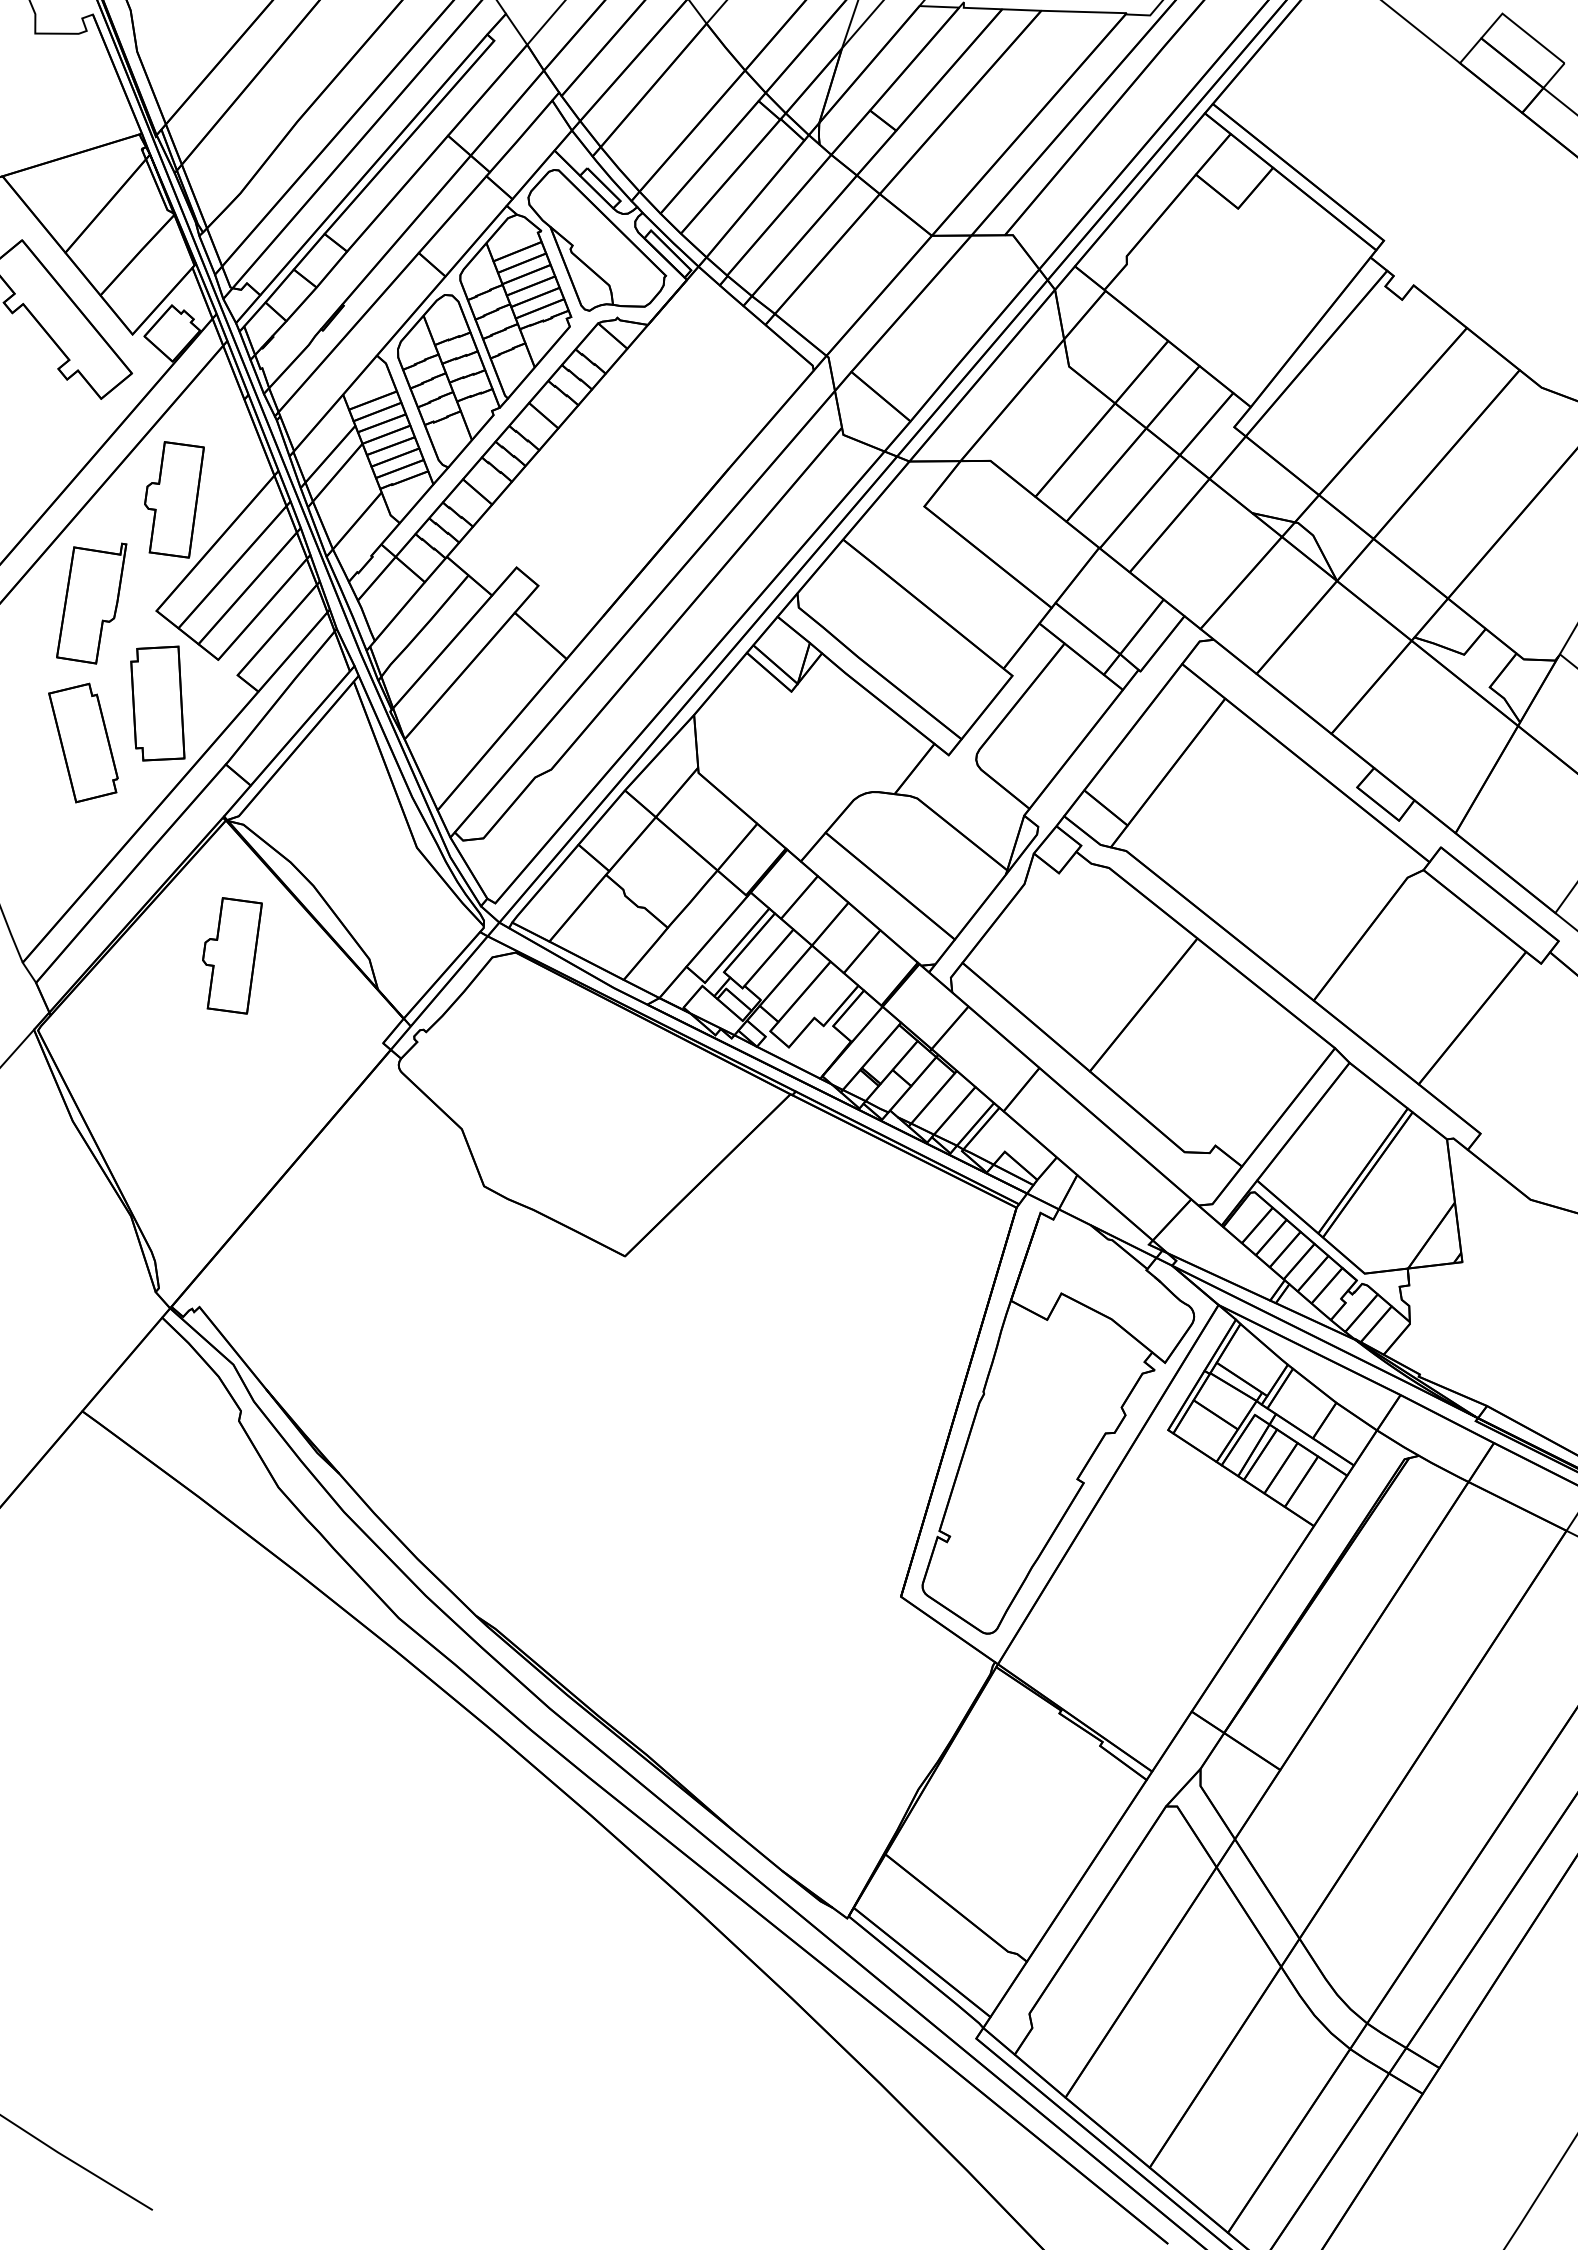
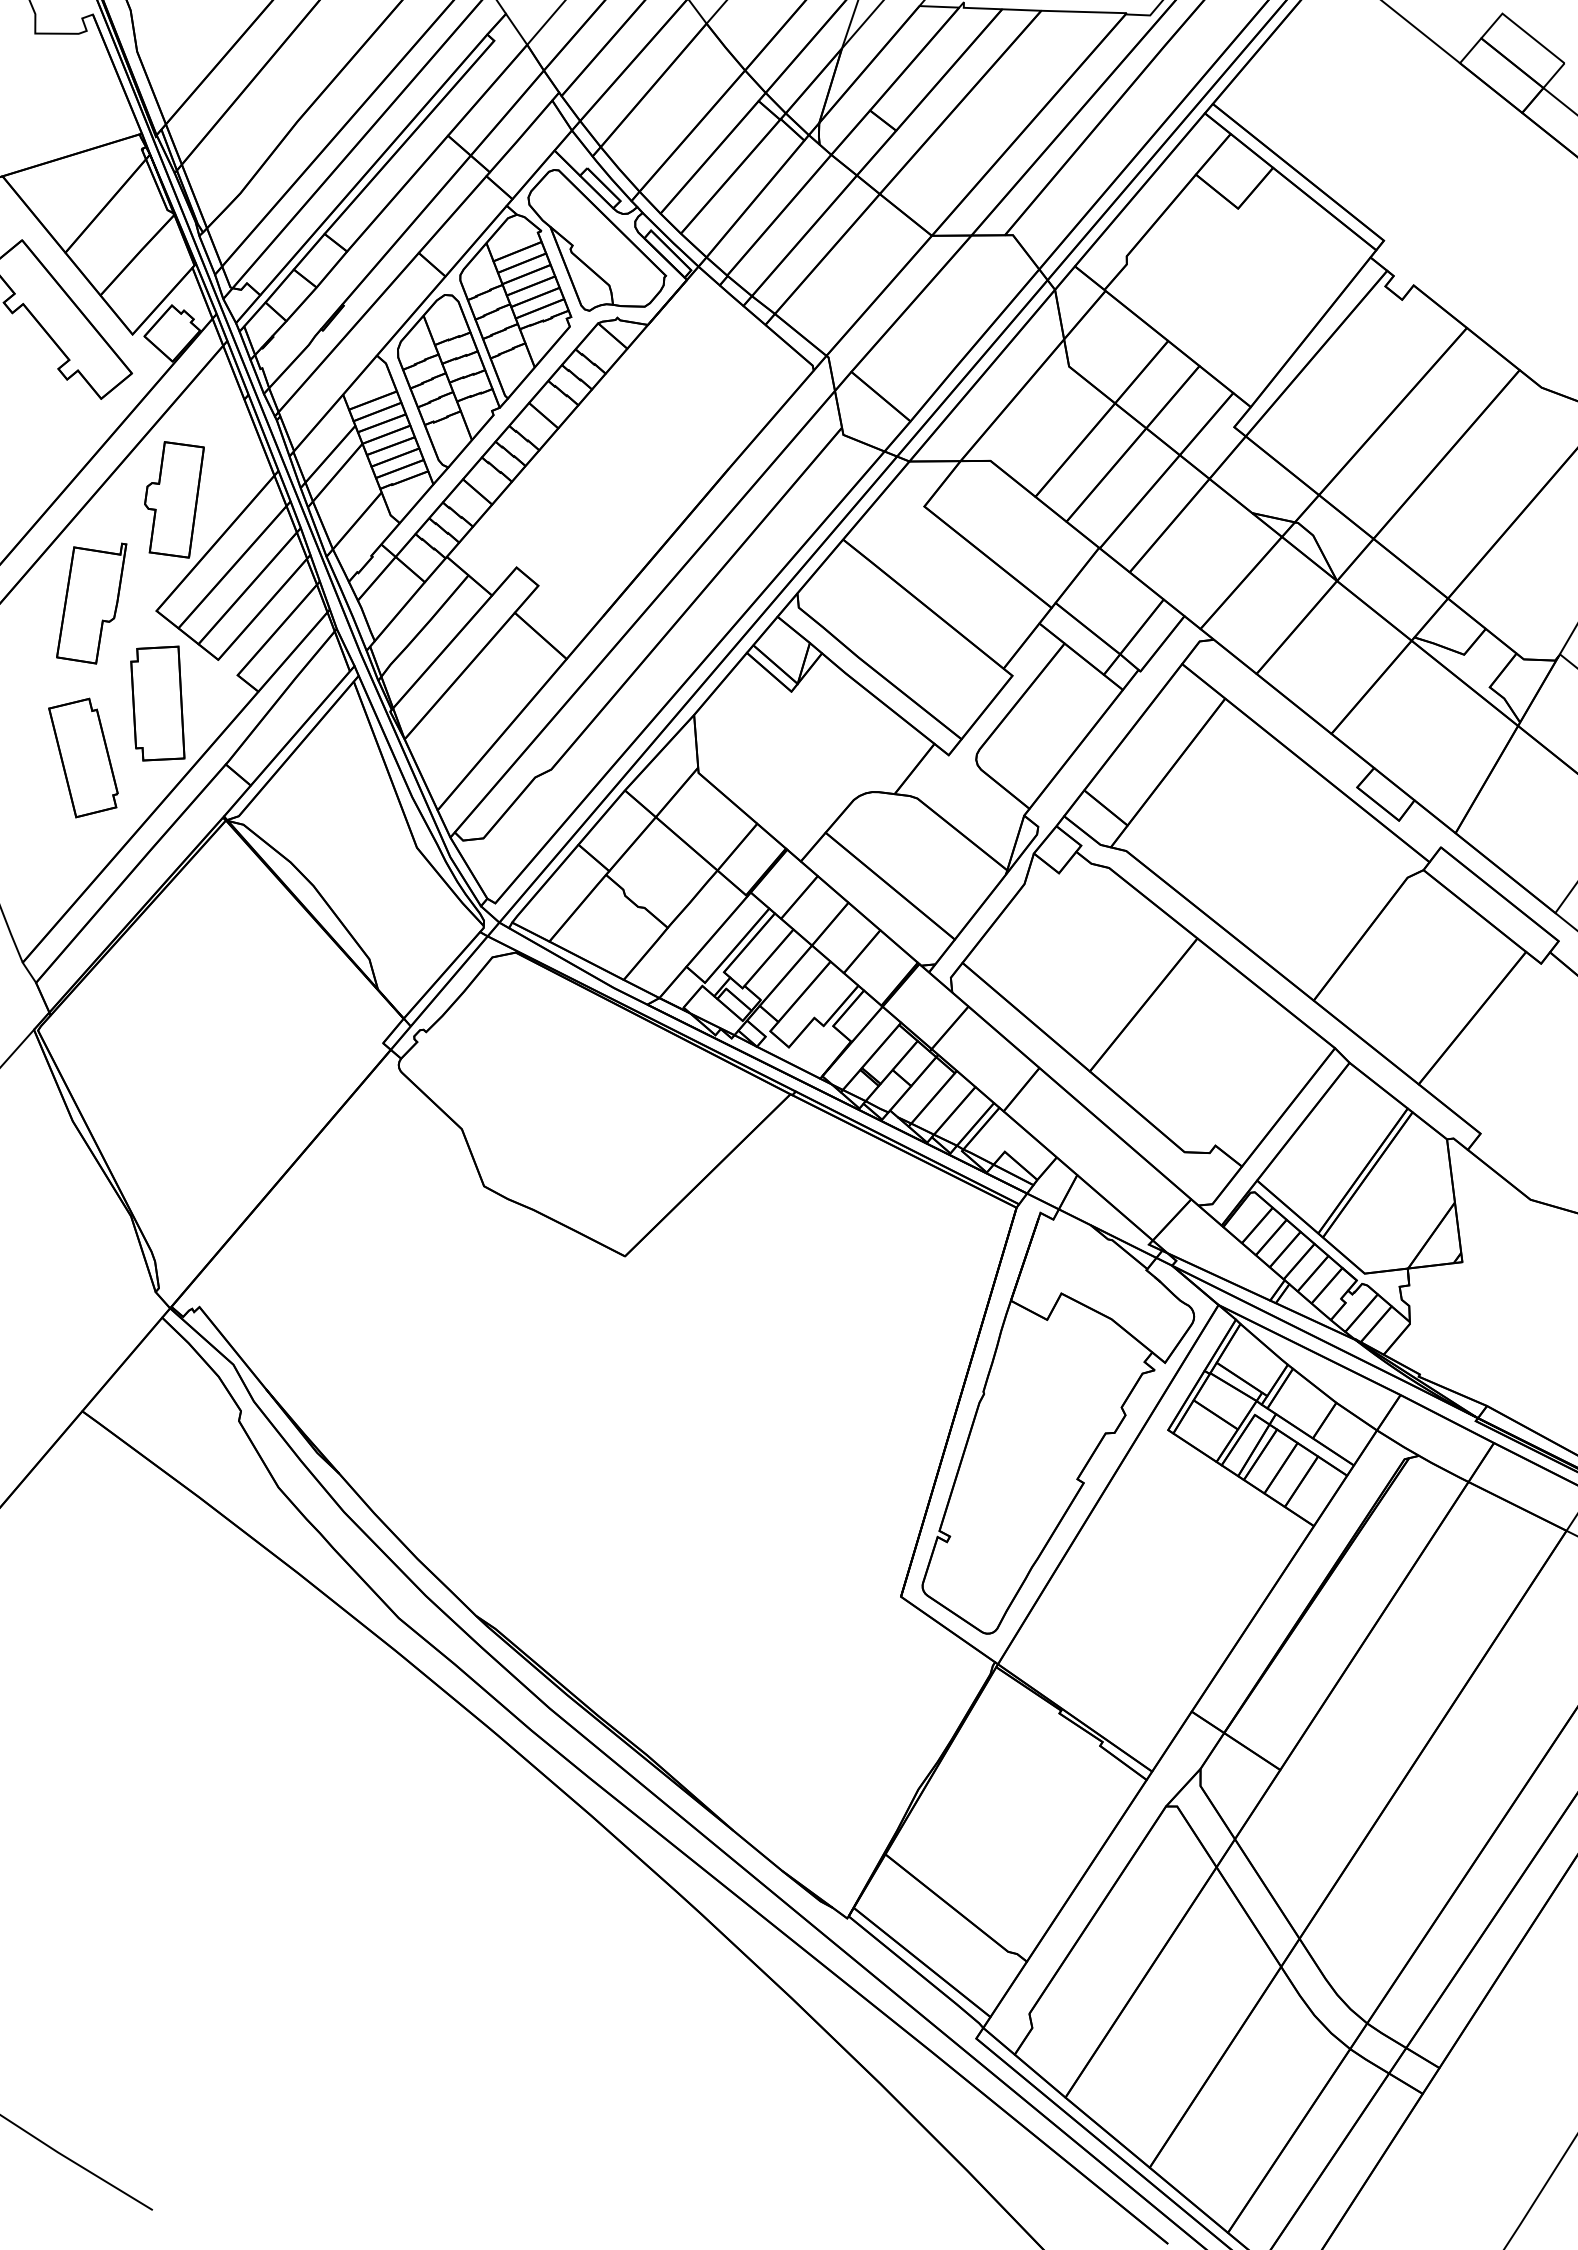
part position: (83, 742) -> (83, 757) (83, 757)
part: present -> none (232, 955)
